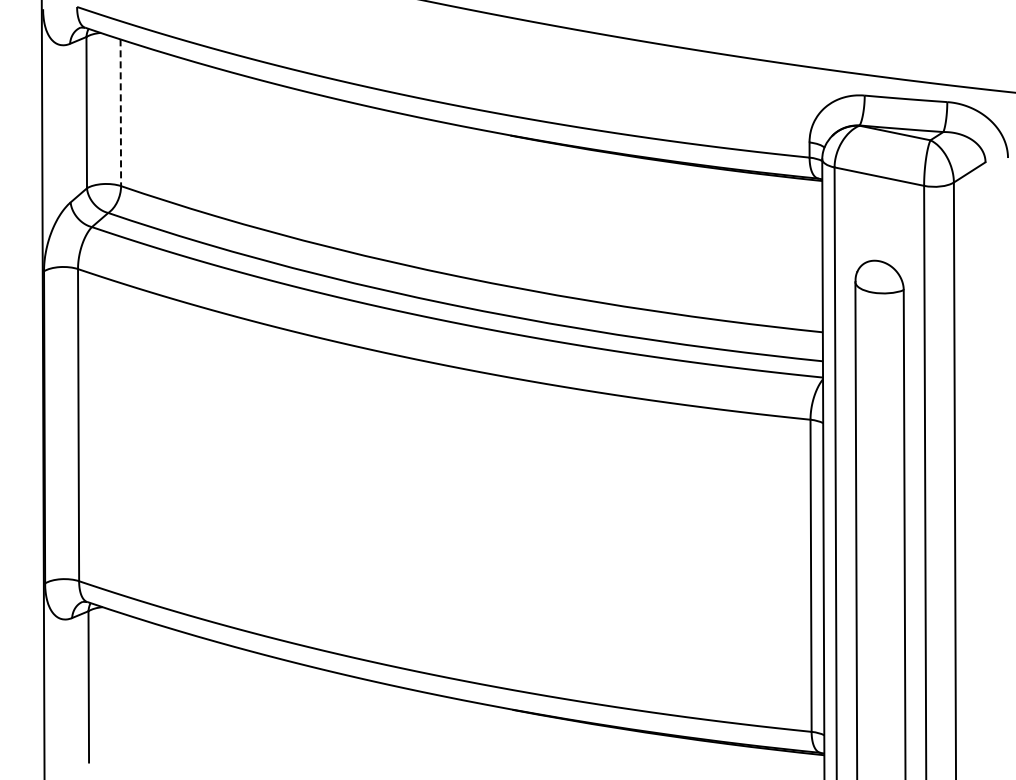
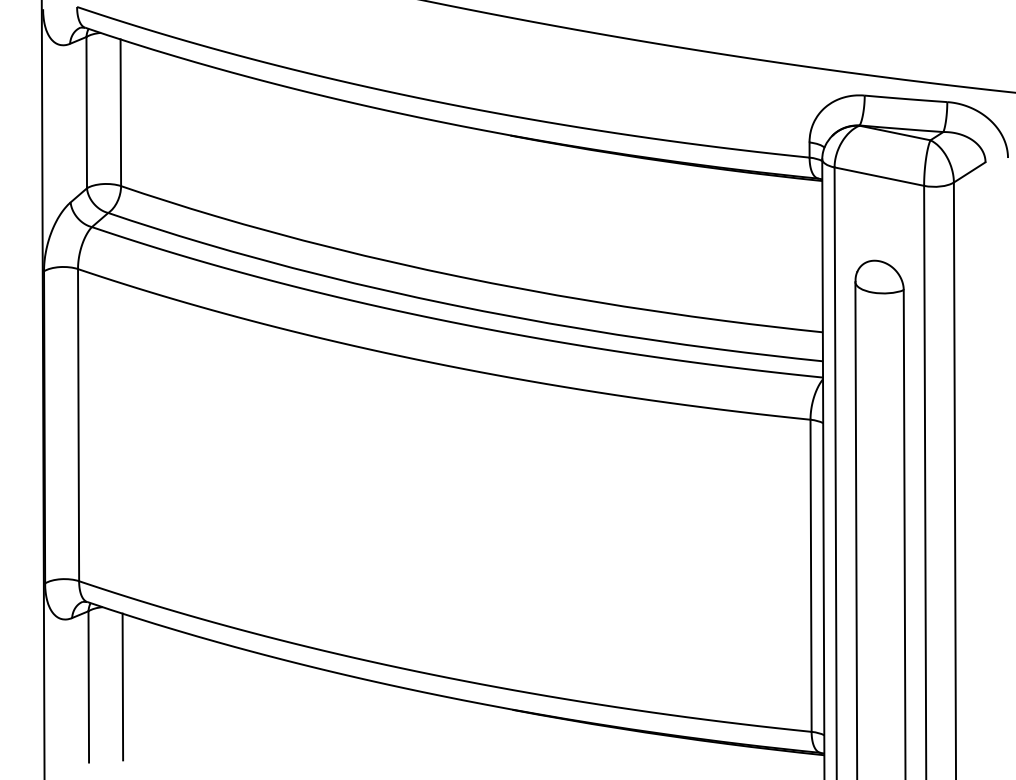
line: dashed -> solid (120, 113)
line: none -> present (122, 686)
